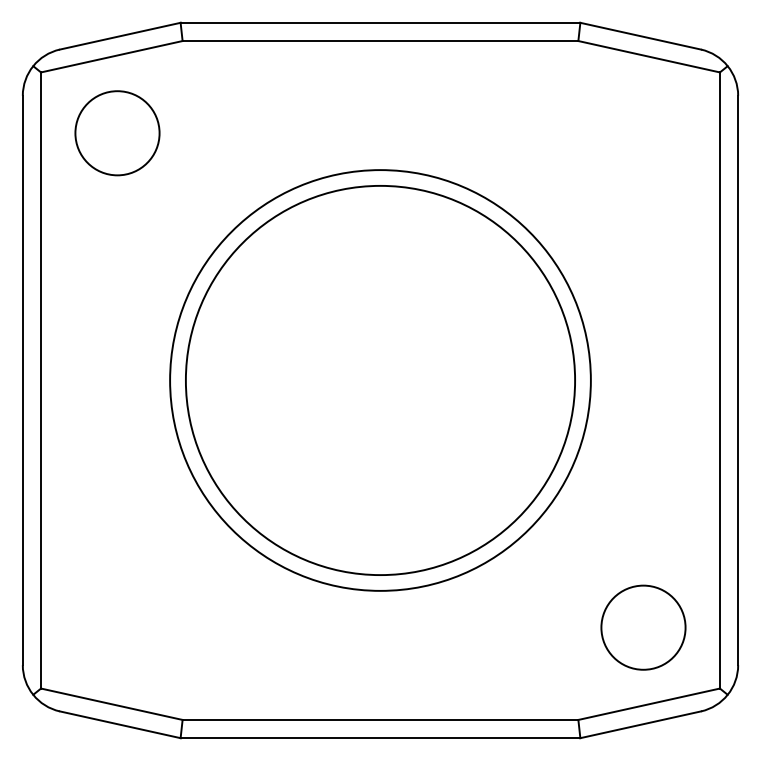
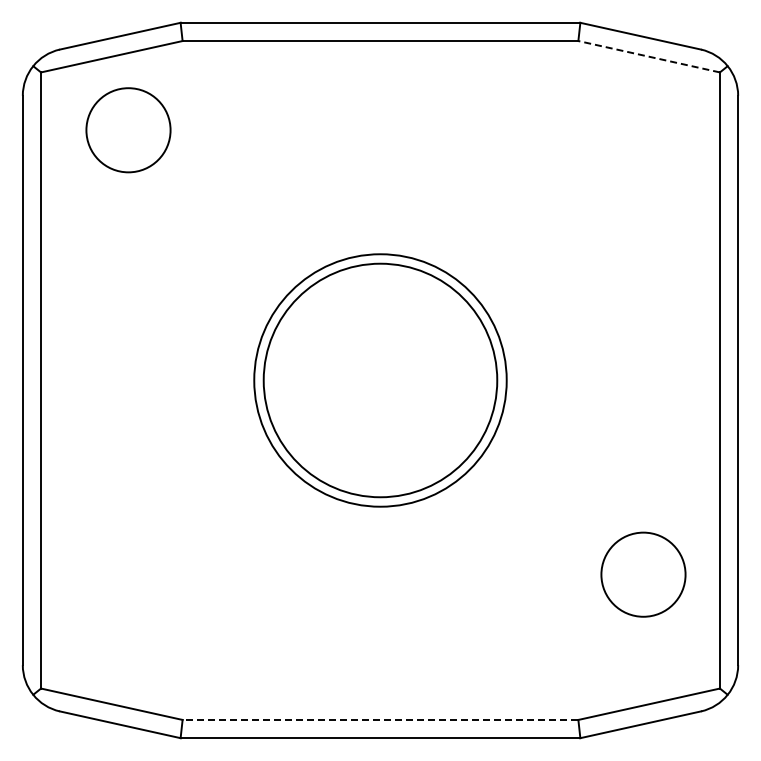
line: solid -> dashed (649, 56)
circle position: (117, 133) -> (128, 130) (128, 130)
circle diameter: 389 px -> 234 px (380, 380)
circle diameter: 421 px -> 252 px (380, 380)
circle position: (643, 627) -> (643, 574) (643, 574)
line: solid -> dashed (380, 719)
